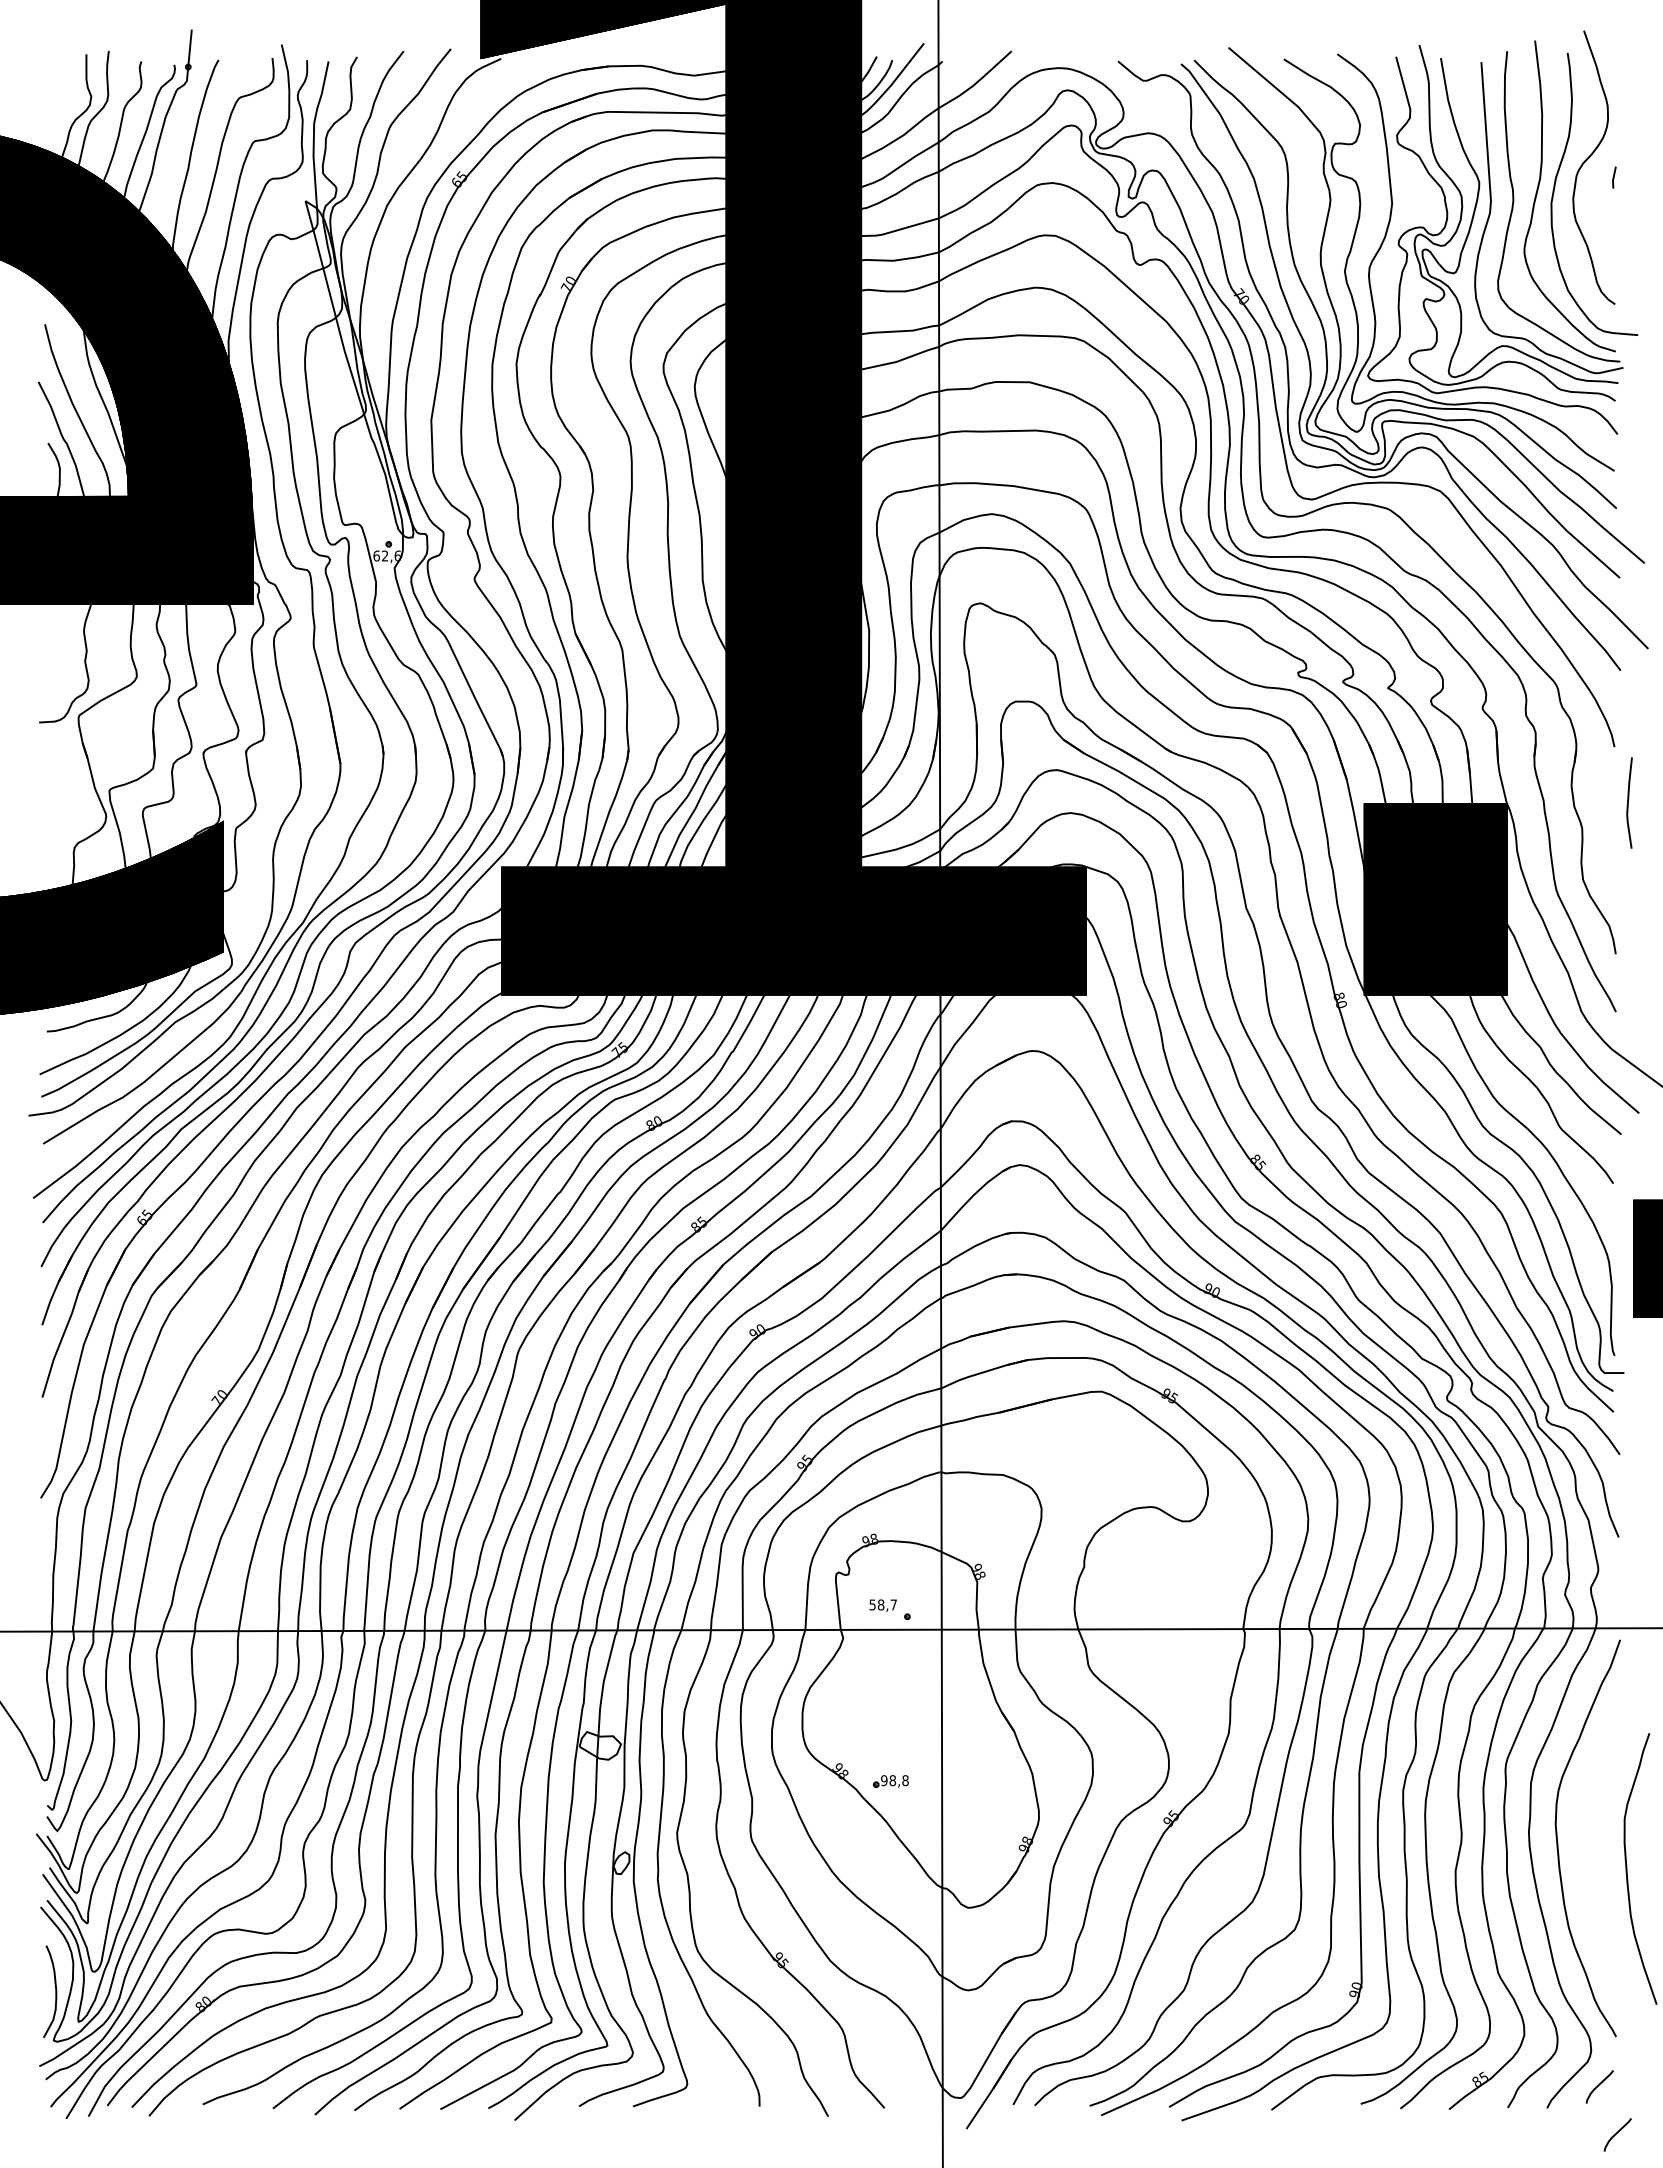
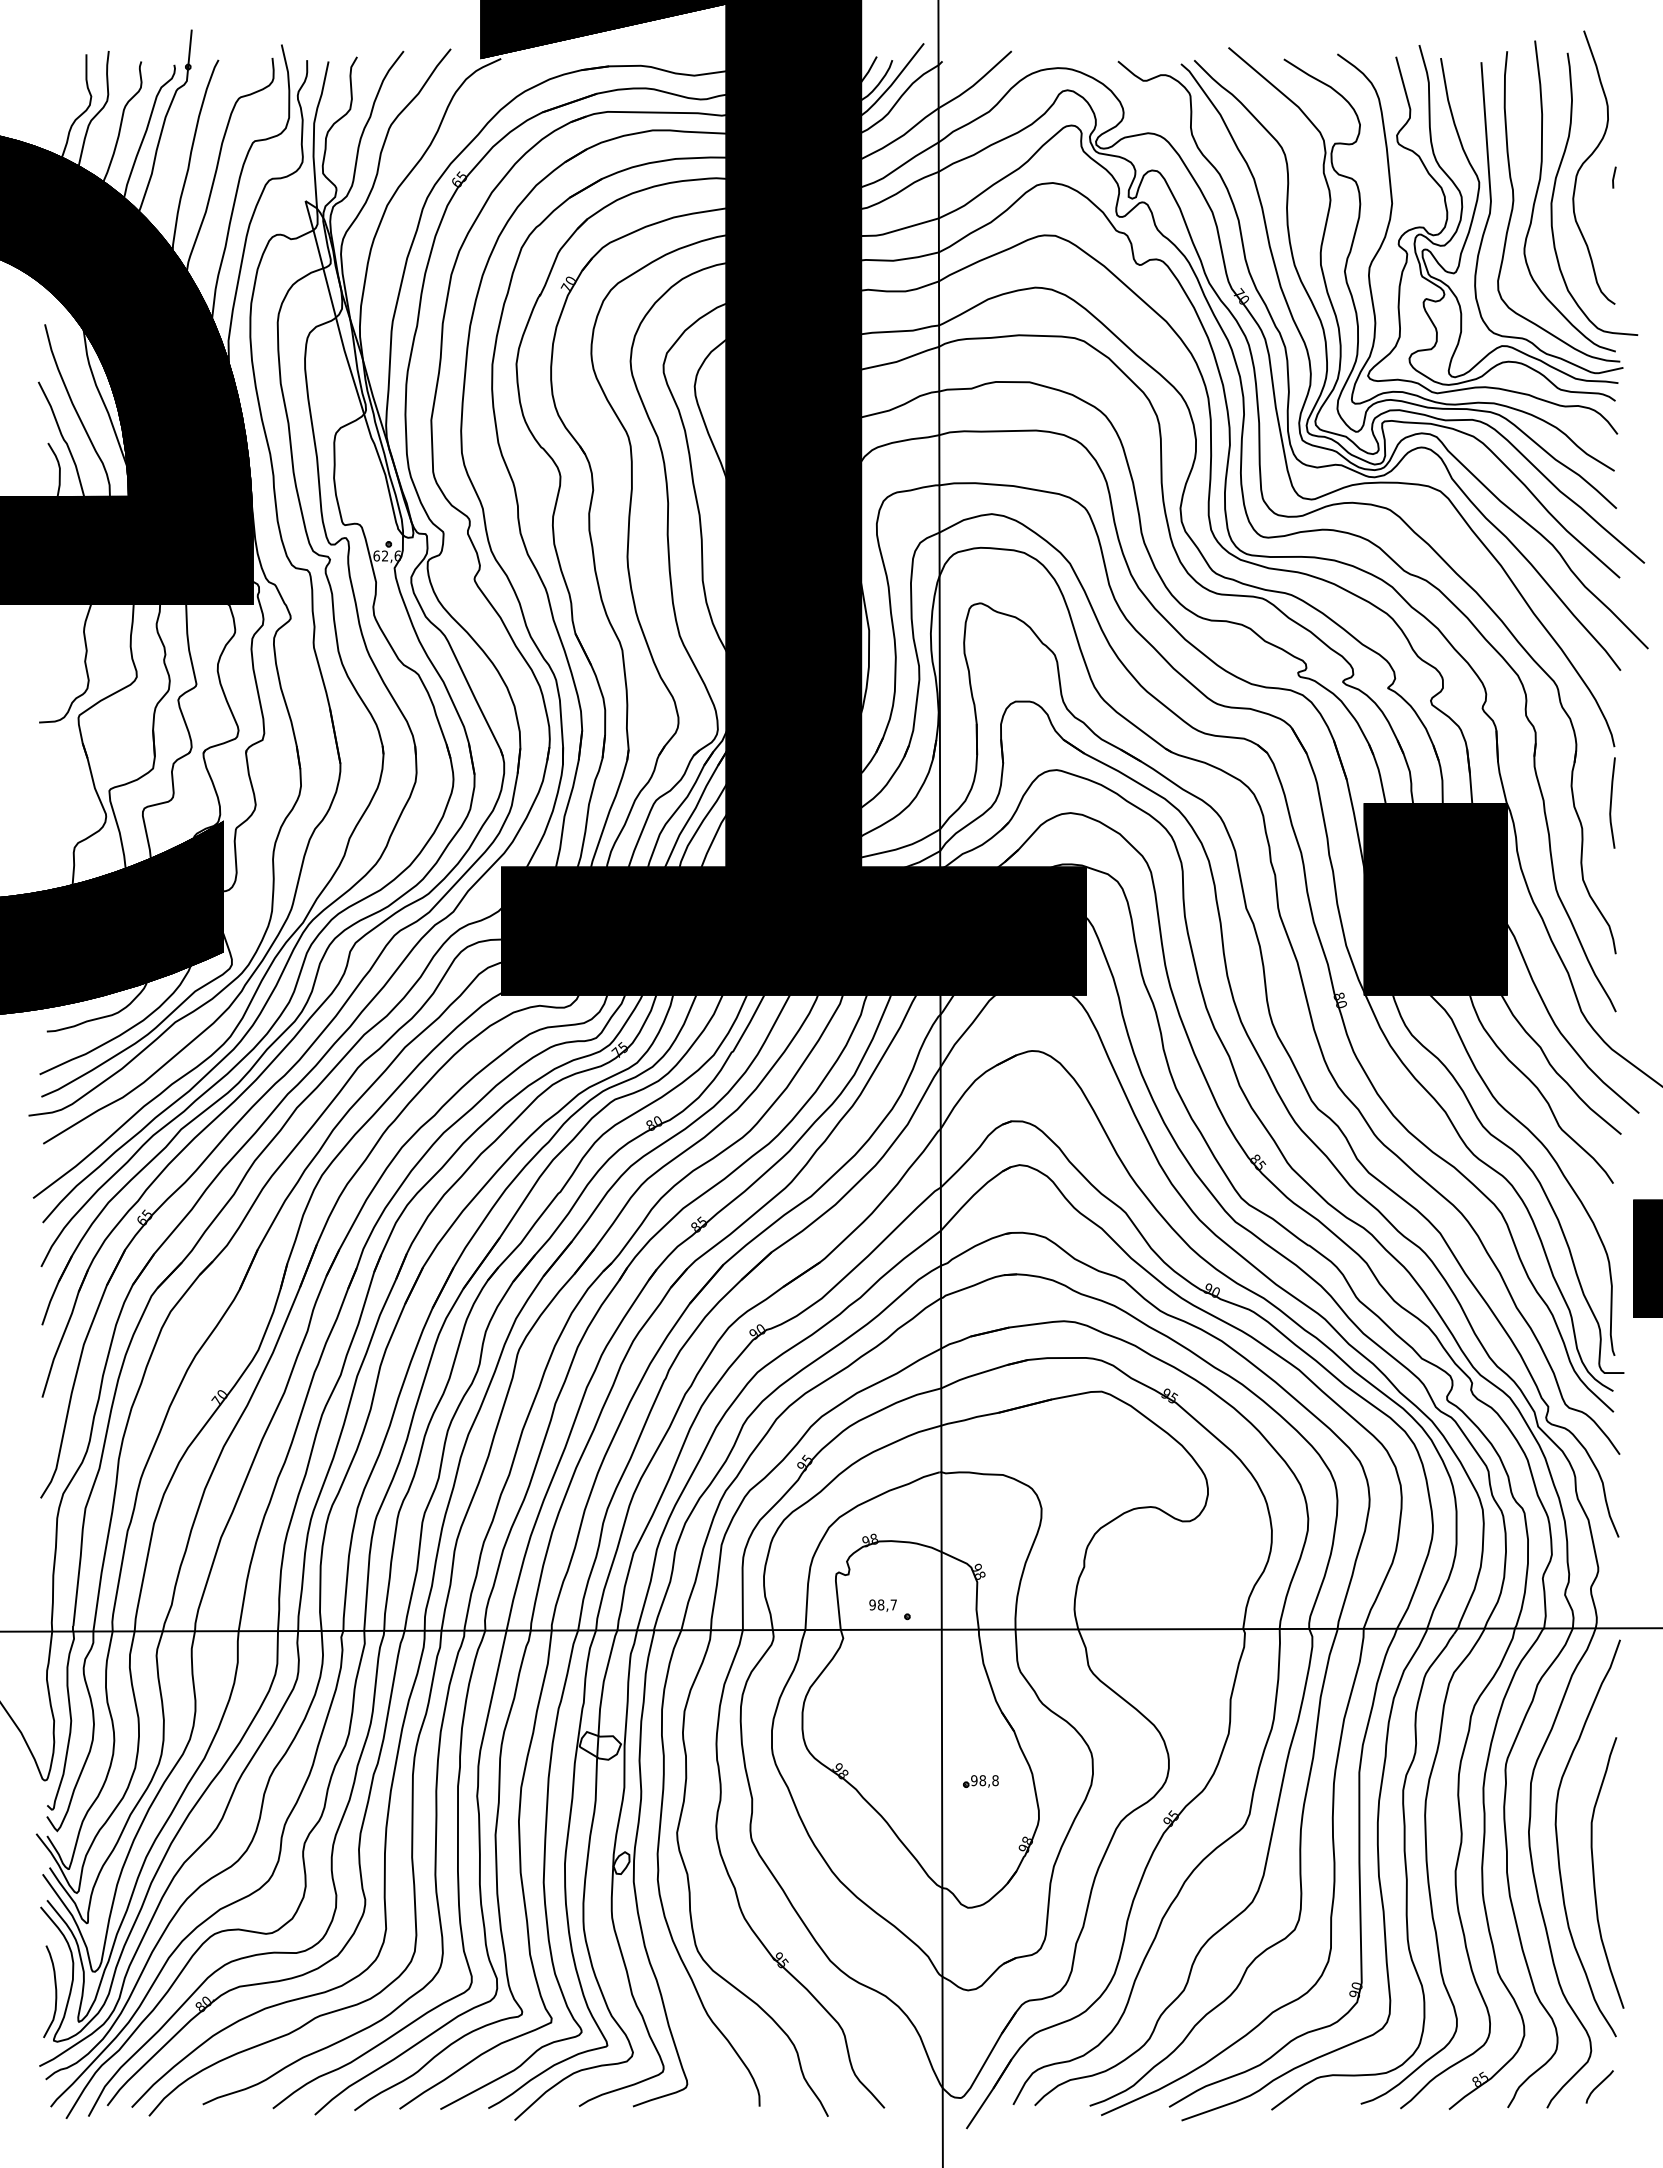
line position: (1628, 802) -> (1611, 802) (1611, 802)
text: 58,7 -> 98,7 (872, 1604)
part position: (890, 1781) -> (980, 1781) (980, 1781)
curve position: (1627, 1868) -> (1594, 1872) (1594, 1872)
curve: present -> none (1617, 2133)
